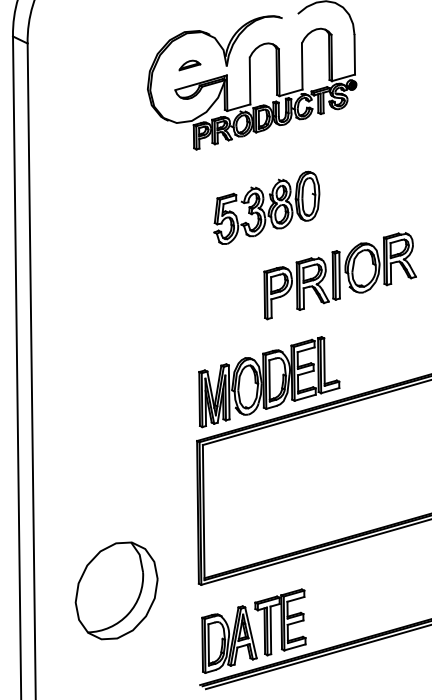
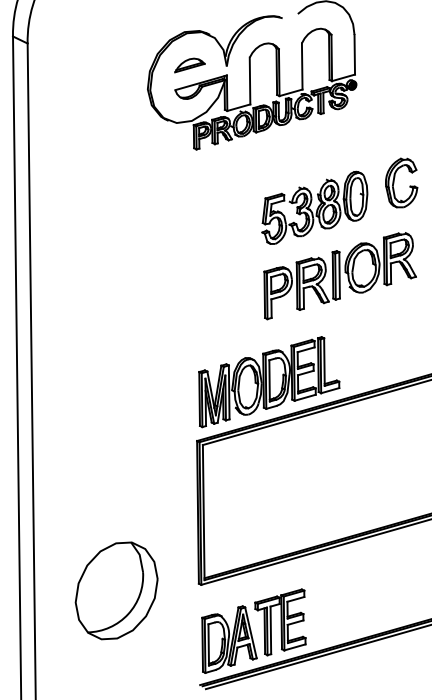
part size: 24x13 px -> 32x17 px (189, 65)
part: none -> present (394, 182)
part position: (266, 207) -> (314, 207) (314, 207)
